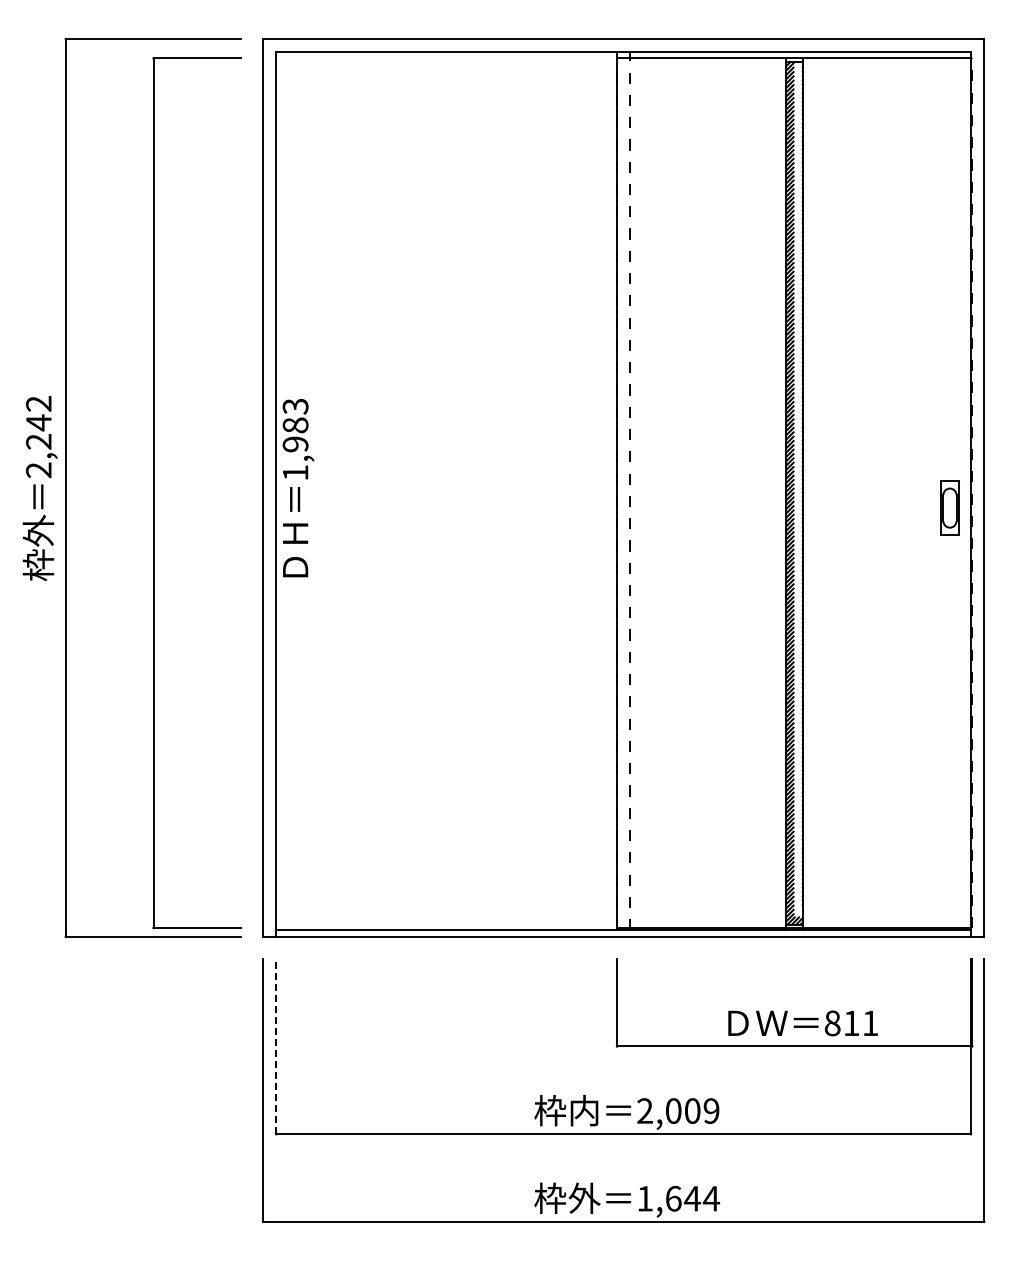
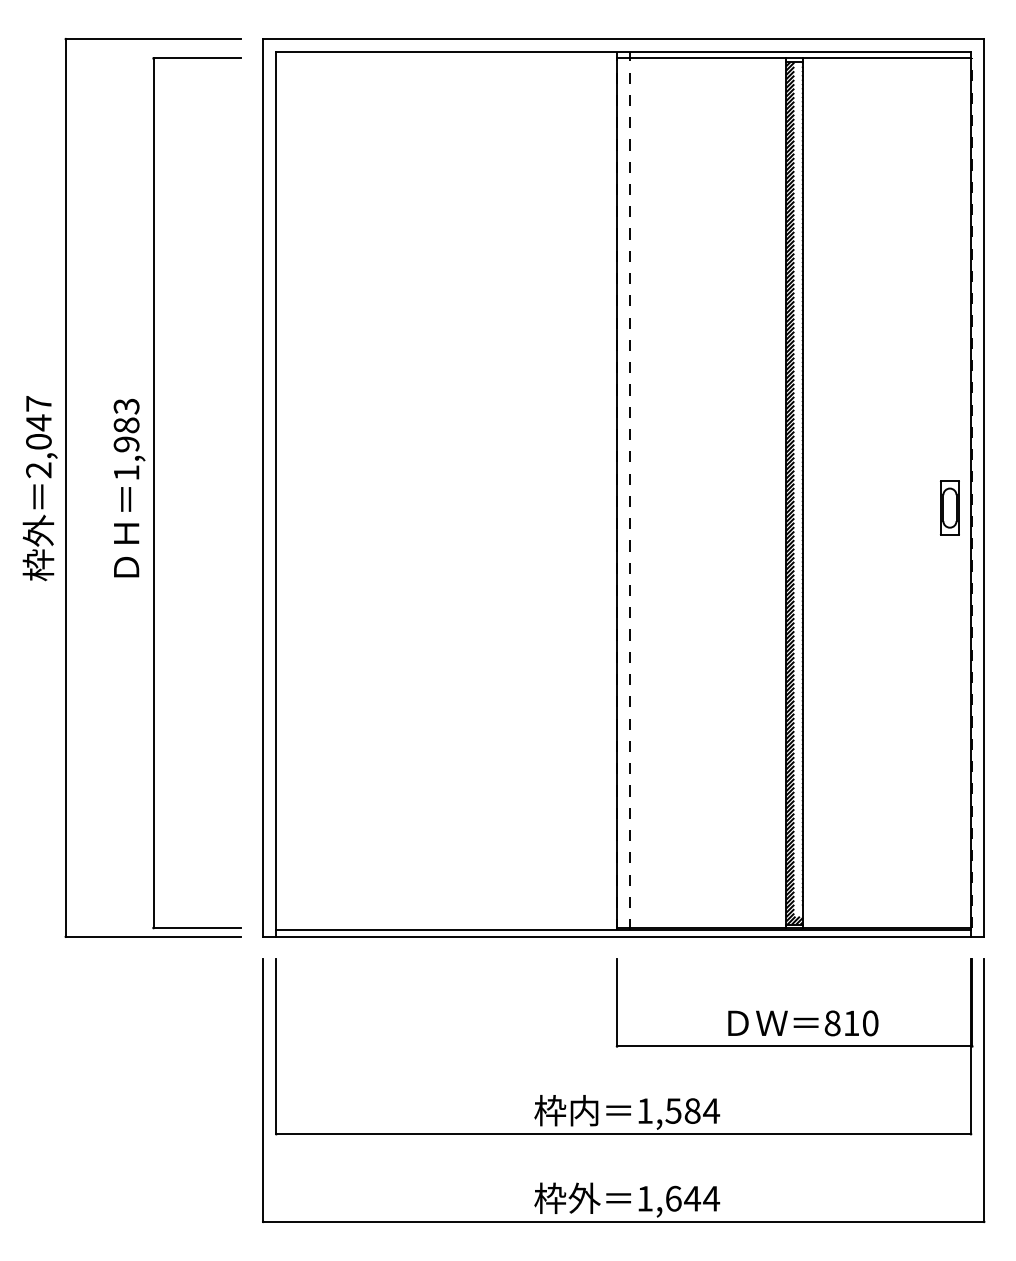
text: 2,242 -> 2,047 (38, 422)
text position: (298, 488) -> (129, 488) (129, 488)
text: 811 -> 810 (870, 1023)
line: dashed -> solid (276, 1046)
text: 2,009 -> 1,584 (678, 1110)
